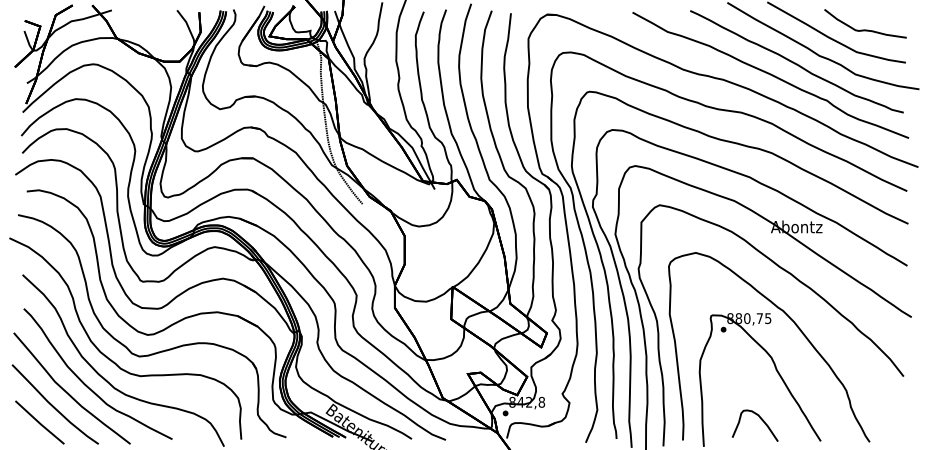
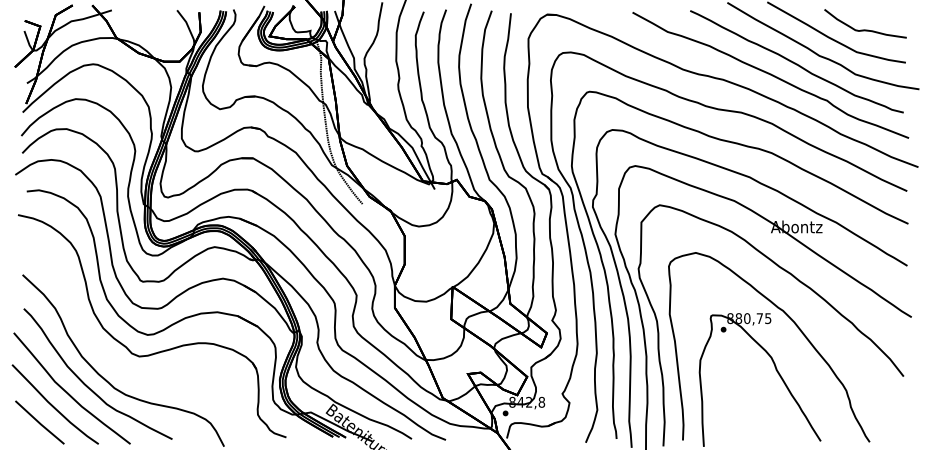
part: present -> none (110, 358)
curve: present -> none (760, 419)
